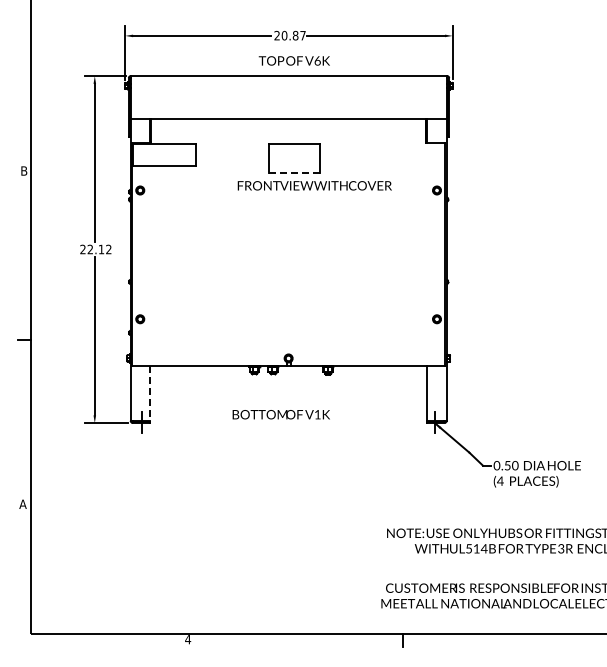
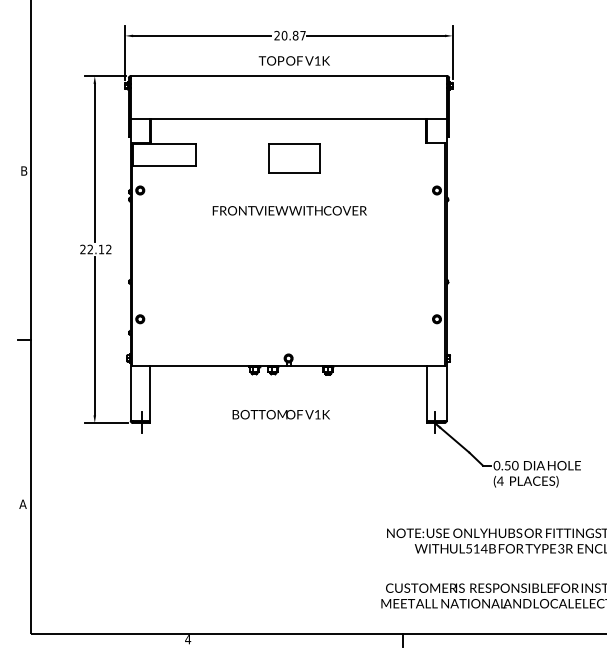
text: V6K -> V1K (317, 60)
line: dashed -> solid (294, 173)
text position: (314, 185) -> (289, 210) (289, 210)
line: dashed -> solid (150, 394)
